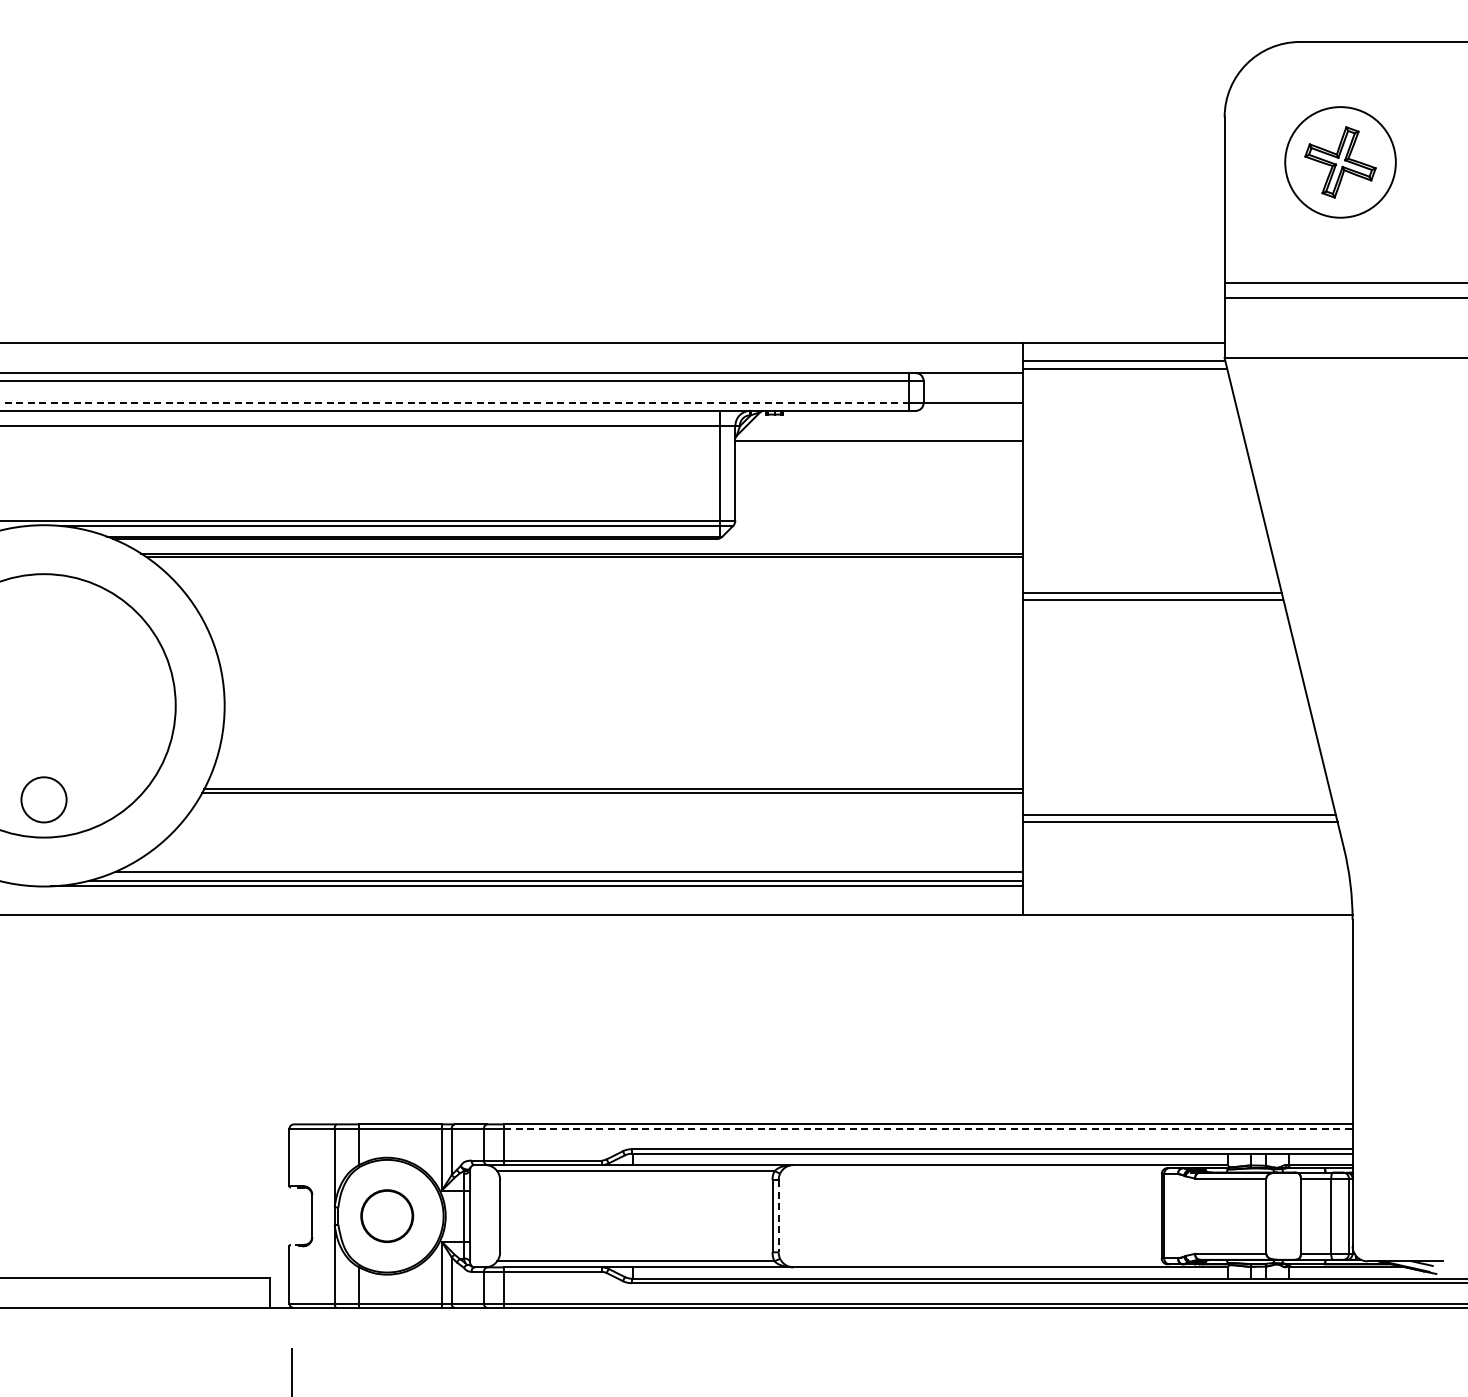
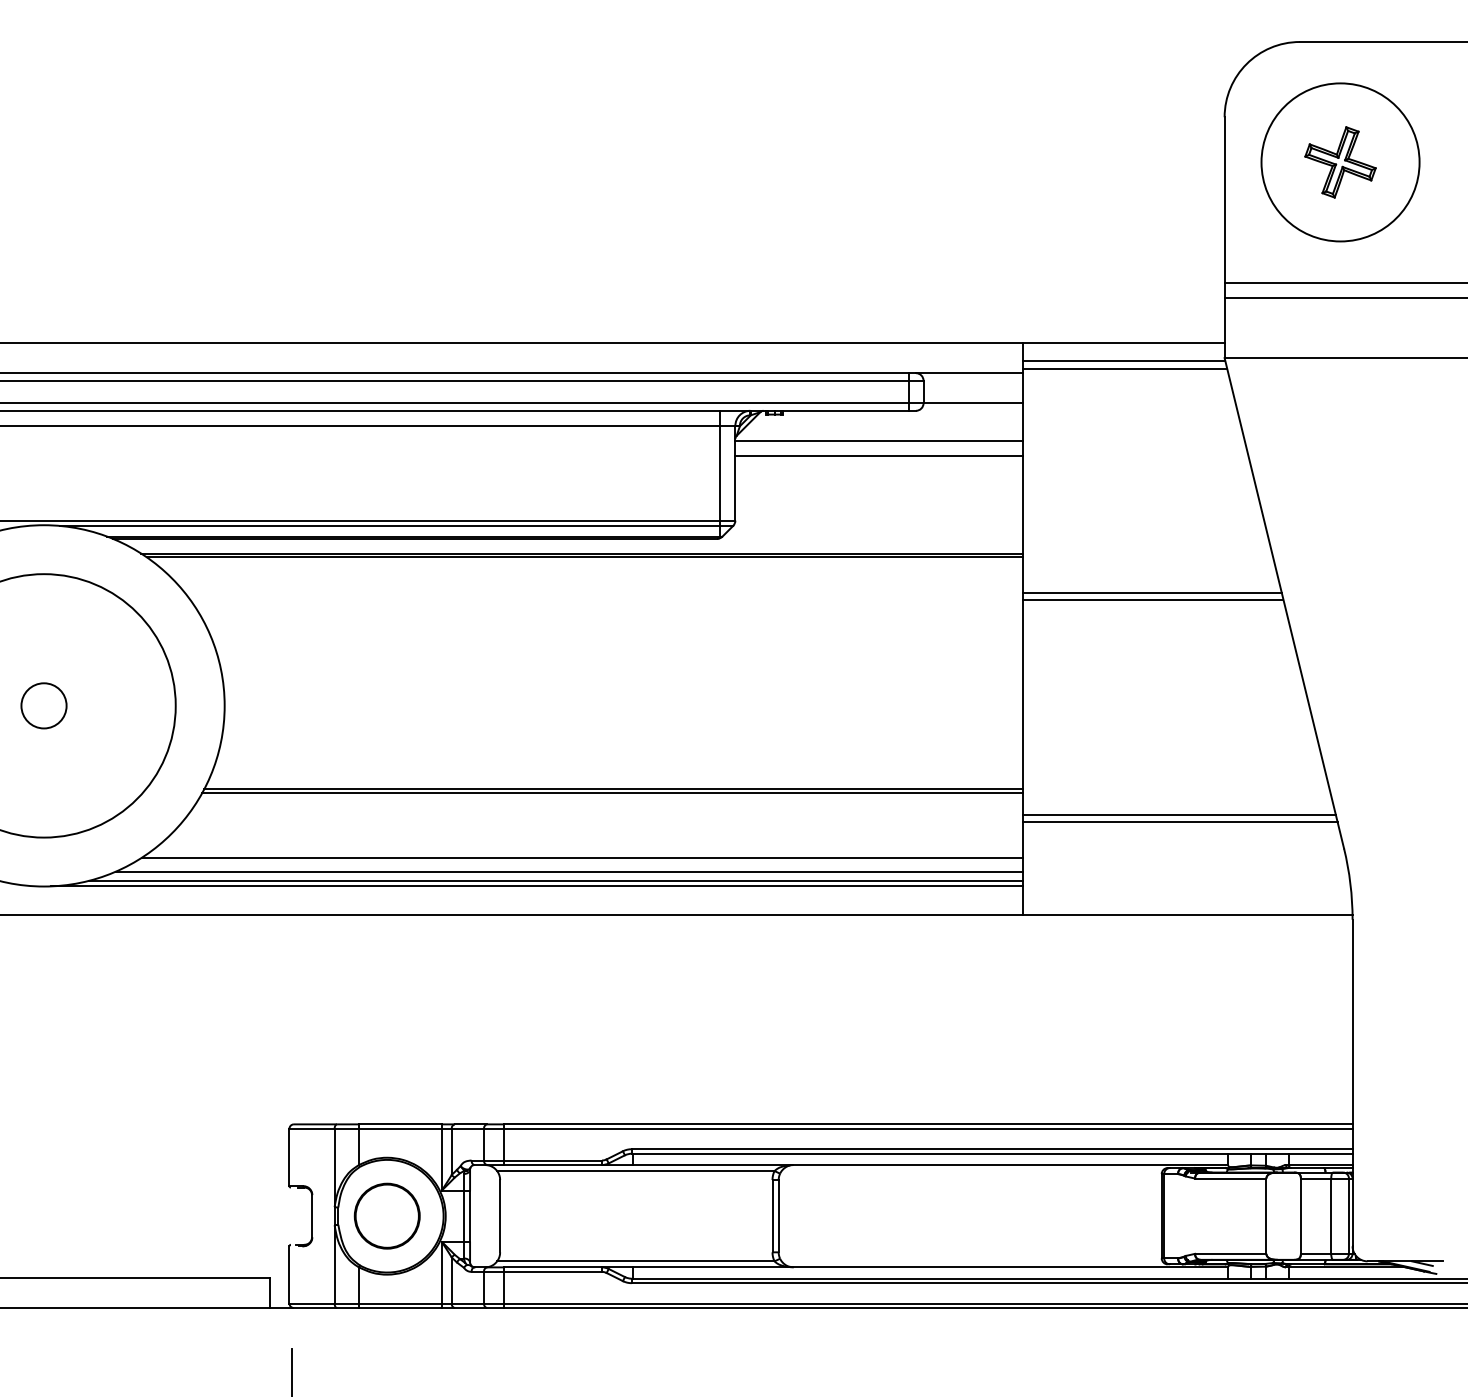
circle diameter: 111 px -> 158 px (1340, 162)
line: dashed -> solid (454, 403)
line: none -> present (879, 455)
circle position: (43, 799) -> (43, 705) (43, 705)
line: none -> present (582, 857)
line: dashed -> solid (928, 1128)
part size: 55x54 px -> 68x68 px (386, 1215)
line: dashed -> solid (778, 1216)
